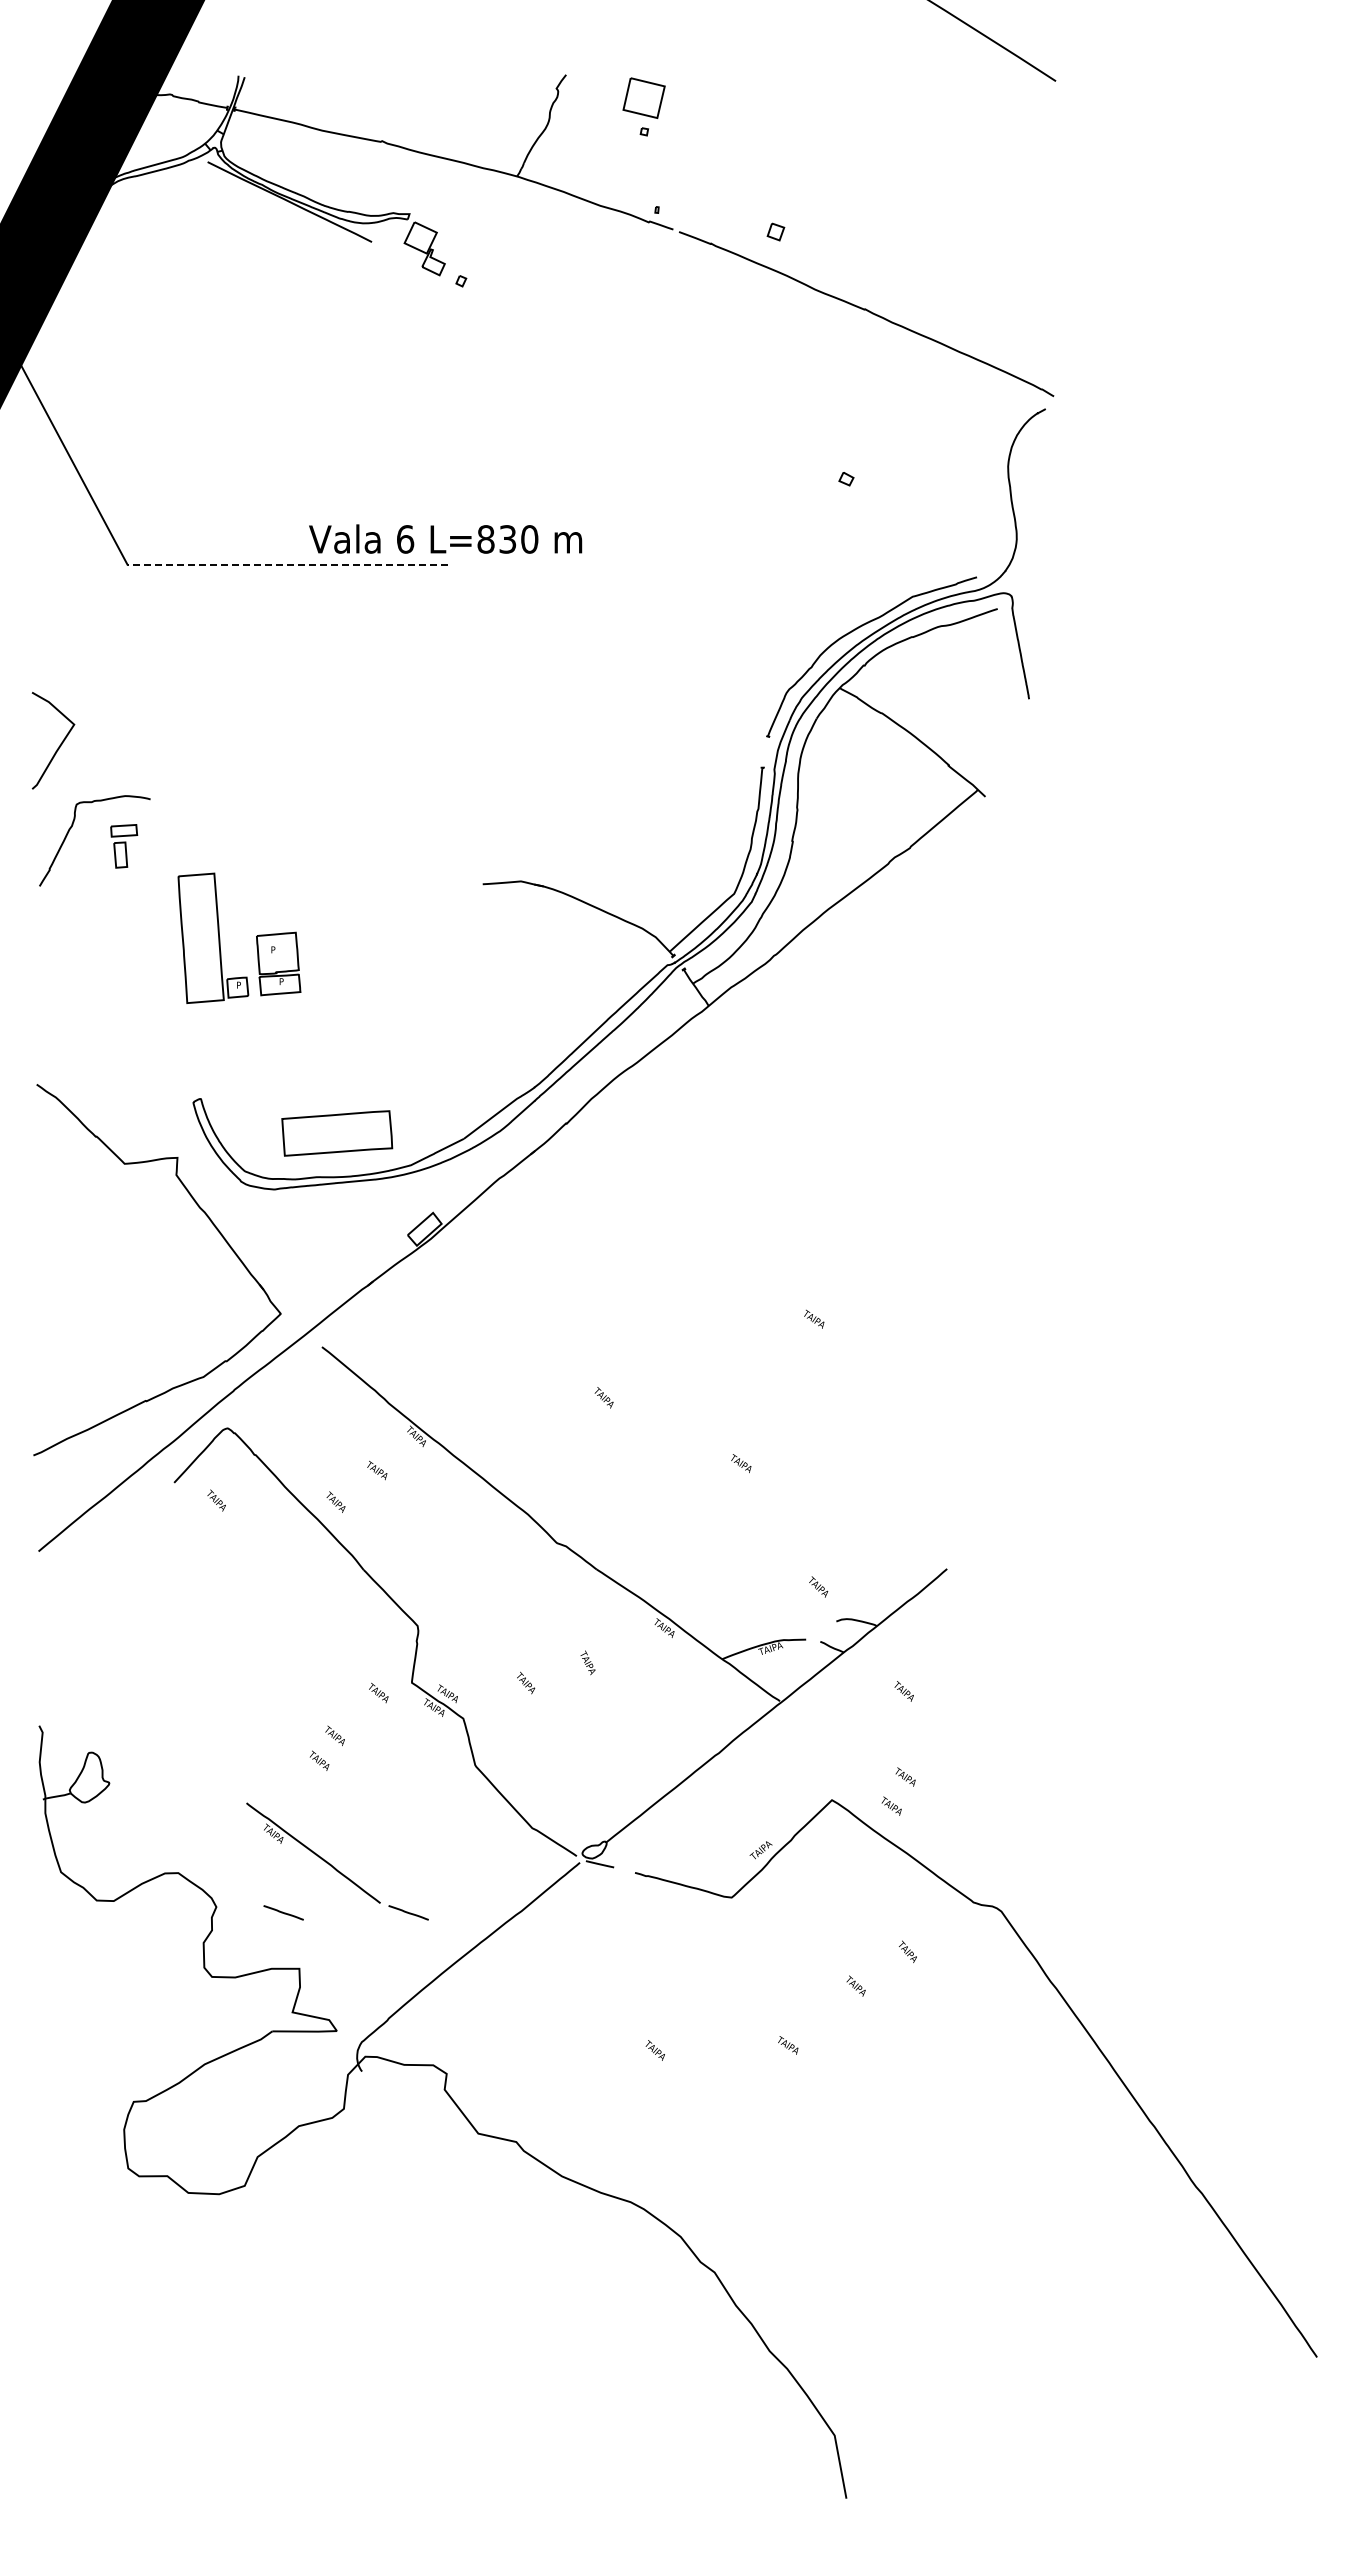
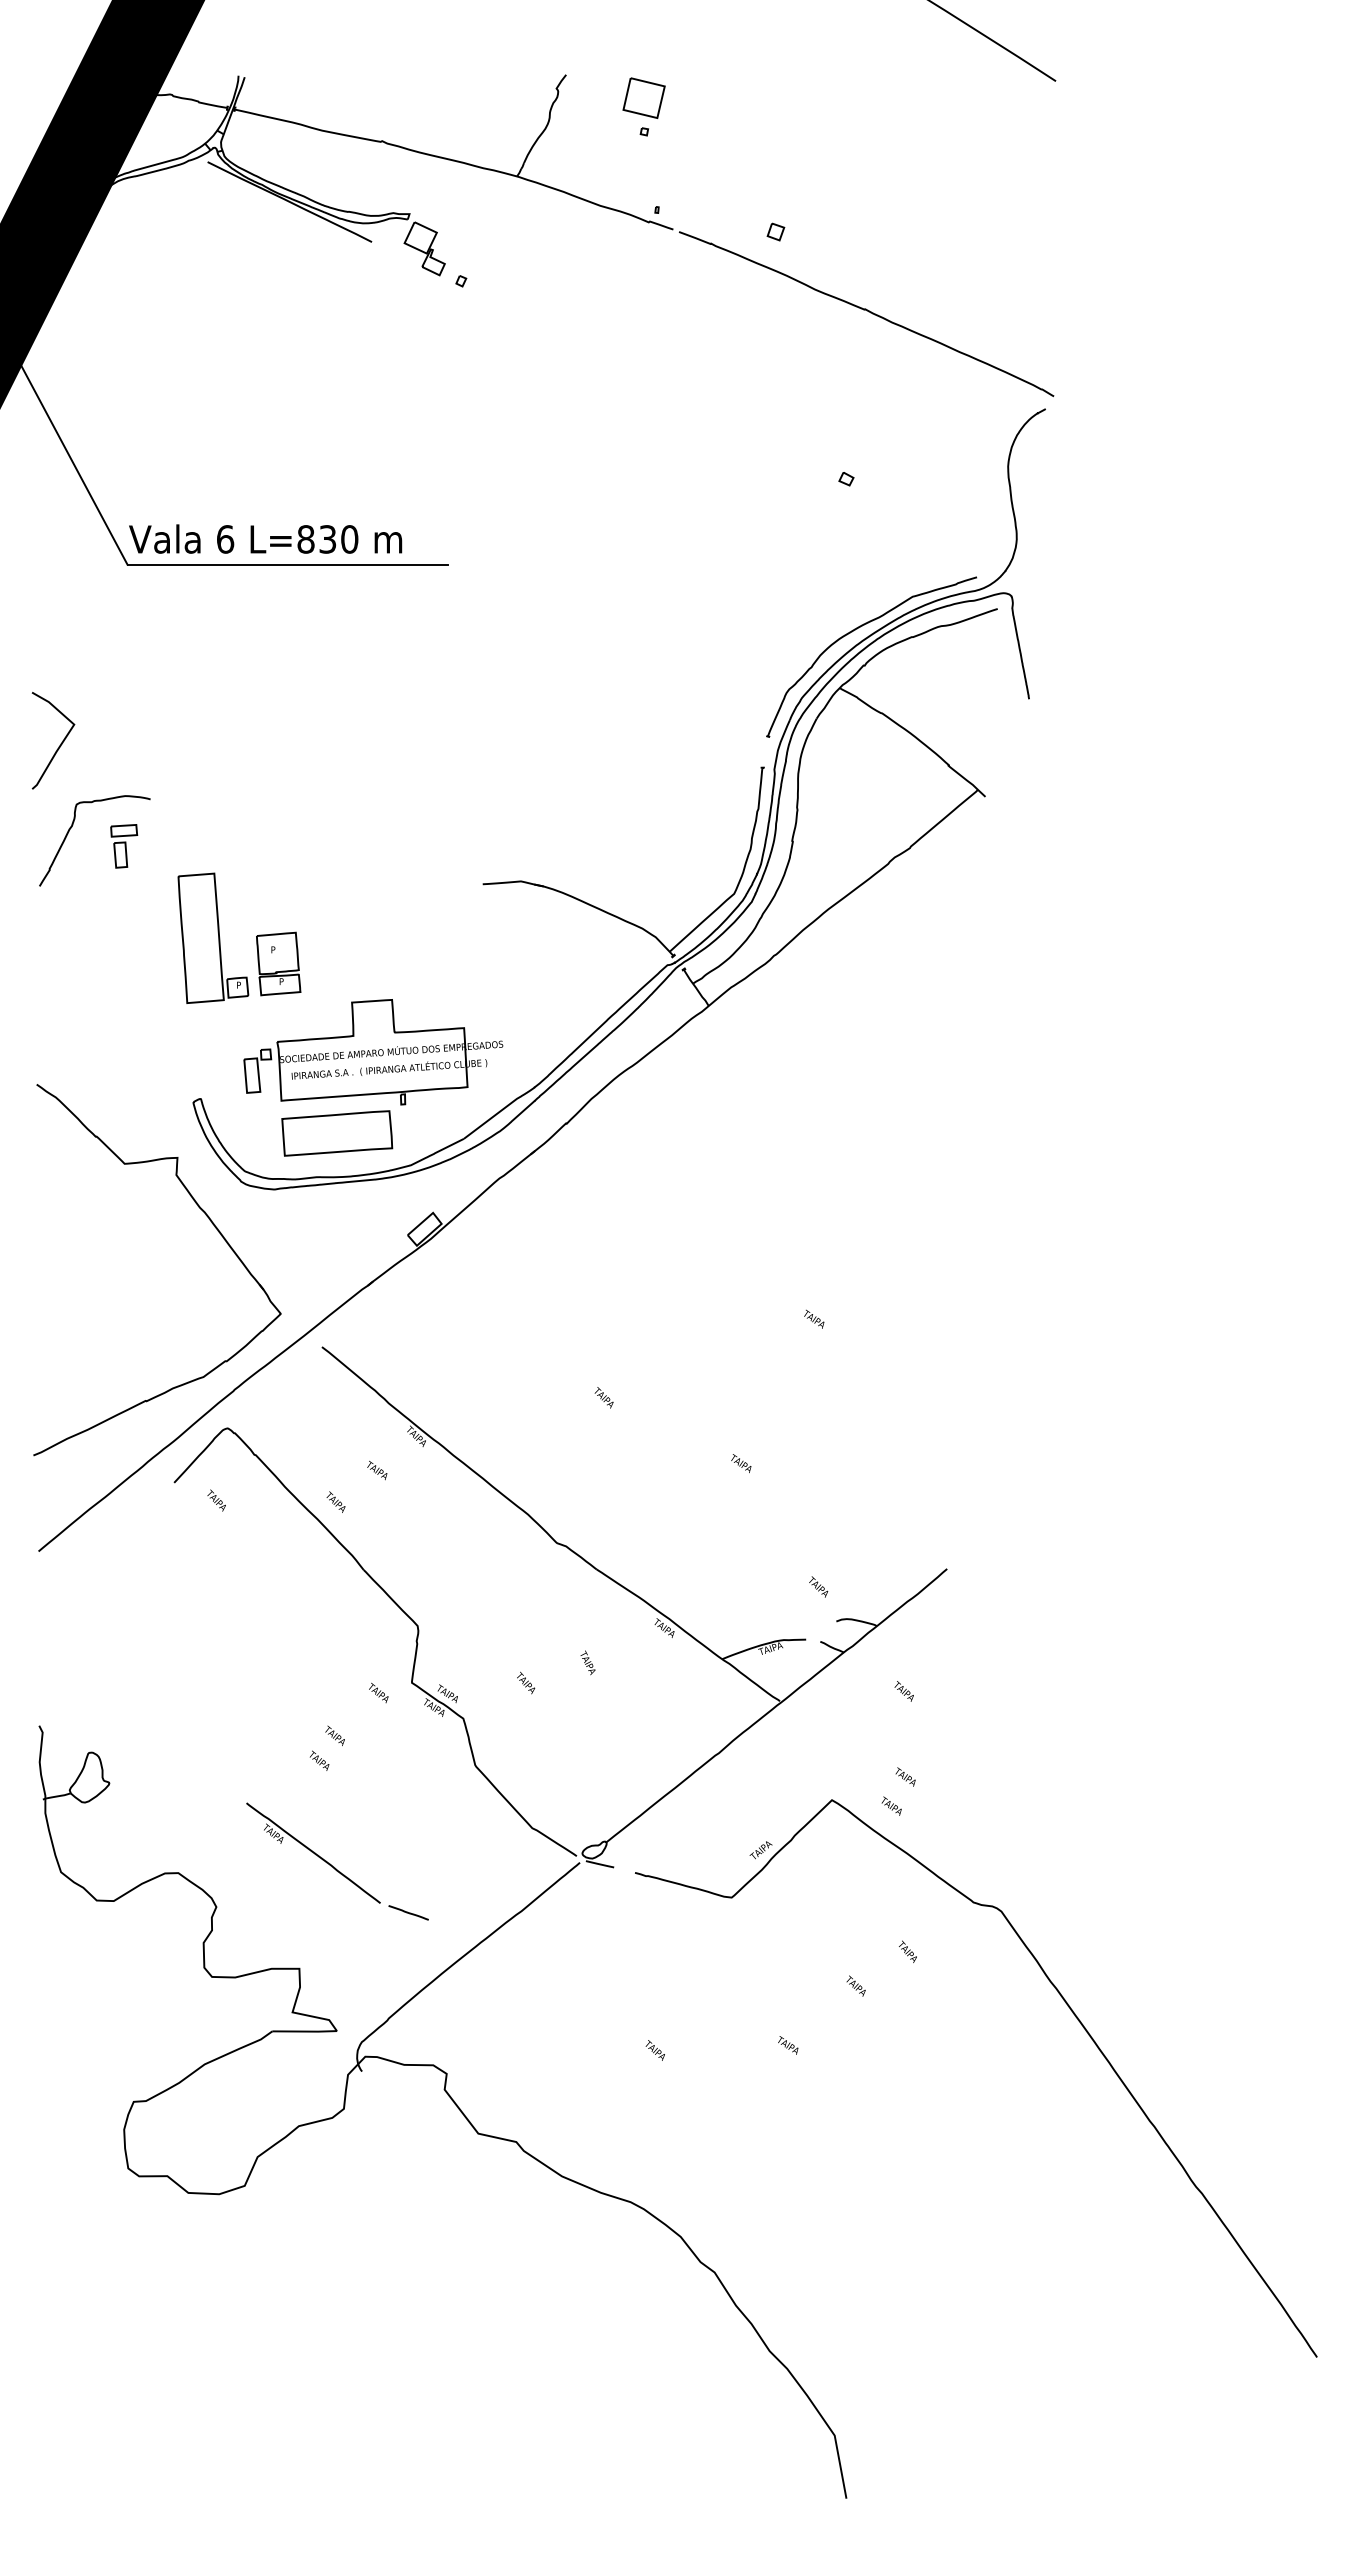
text position: (445, 538) -> (265, 538) (265, 538)
line: dashed -> solid (287, 564)
part: none -> present (373, 1052)
line: present -> none (283, 1912)
